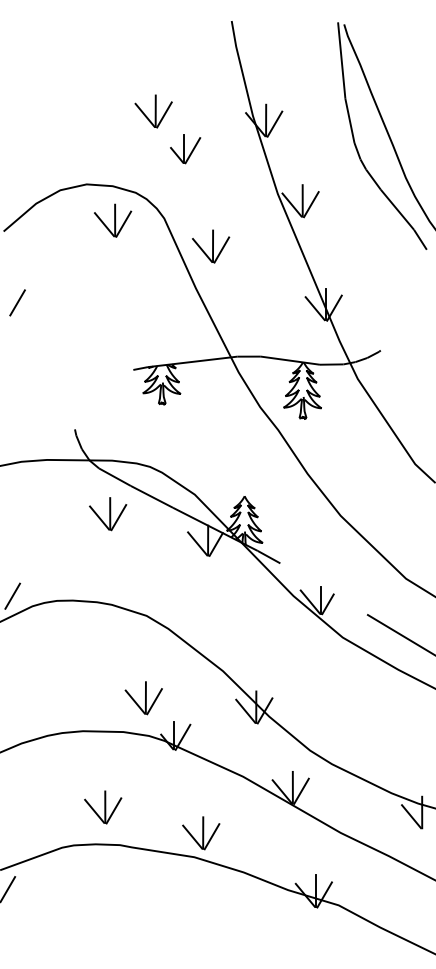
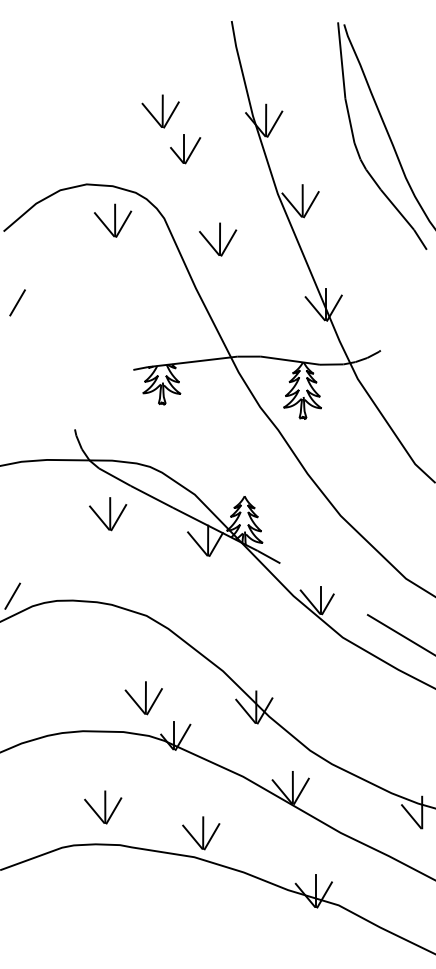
part position: (153, 111) -> (160, 111) (160, 111)
part position: (211, 246) -> (218, 239) (218, 239)
line: present -> none (8, 888)
